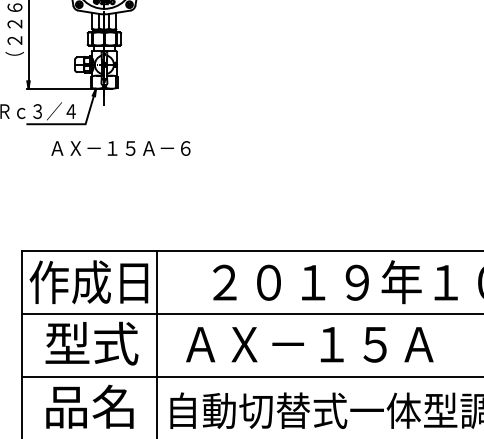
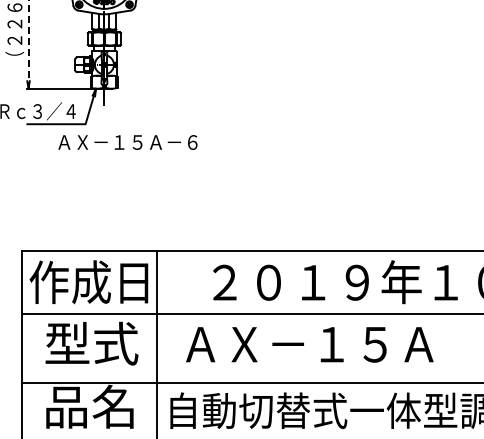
line: solid -> dashed (28, 44)
text position: (120, 148) -> (127, 142) (127, 142)
line position: (251, 377) -> (251, 383) (251, 383)
